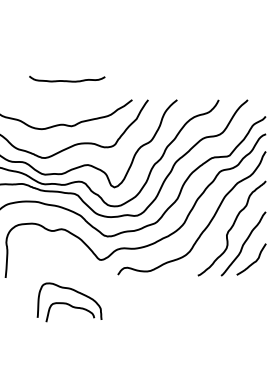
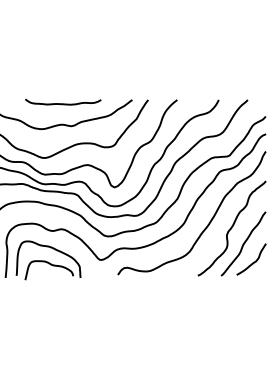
curve position: (67, 80) -> (63, 103) (63, 103)
part position: (69, 302) -> (48, 260) (48, 260)
